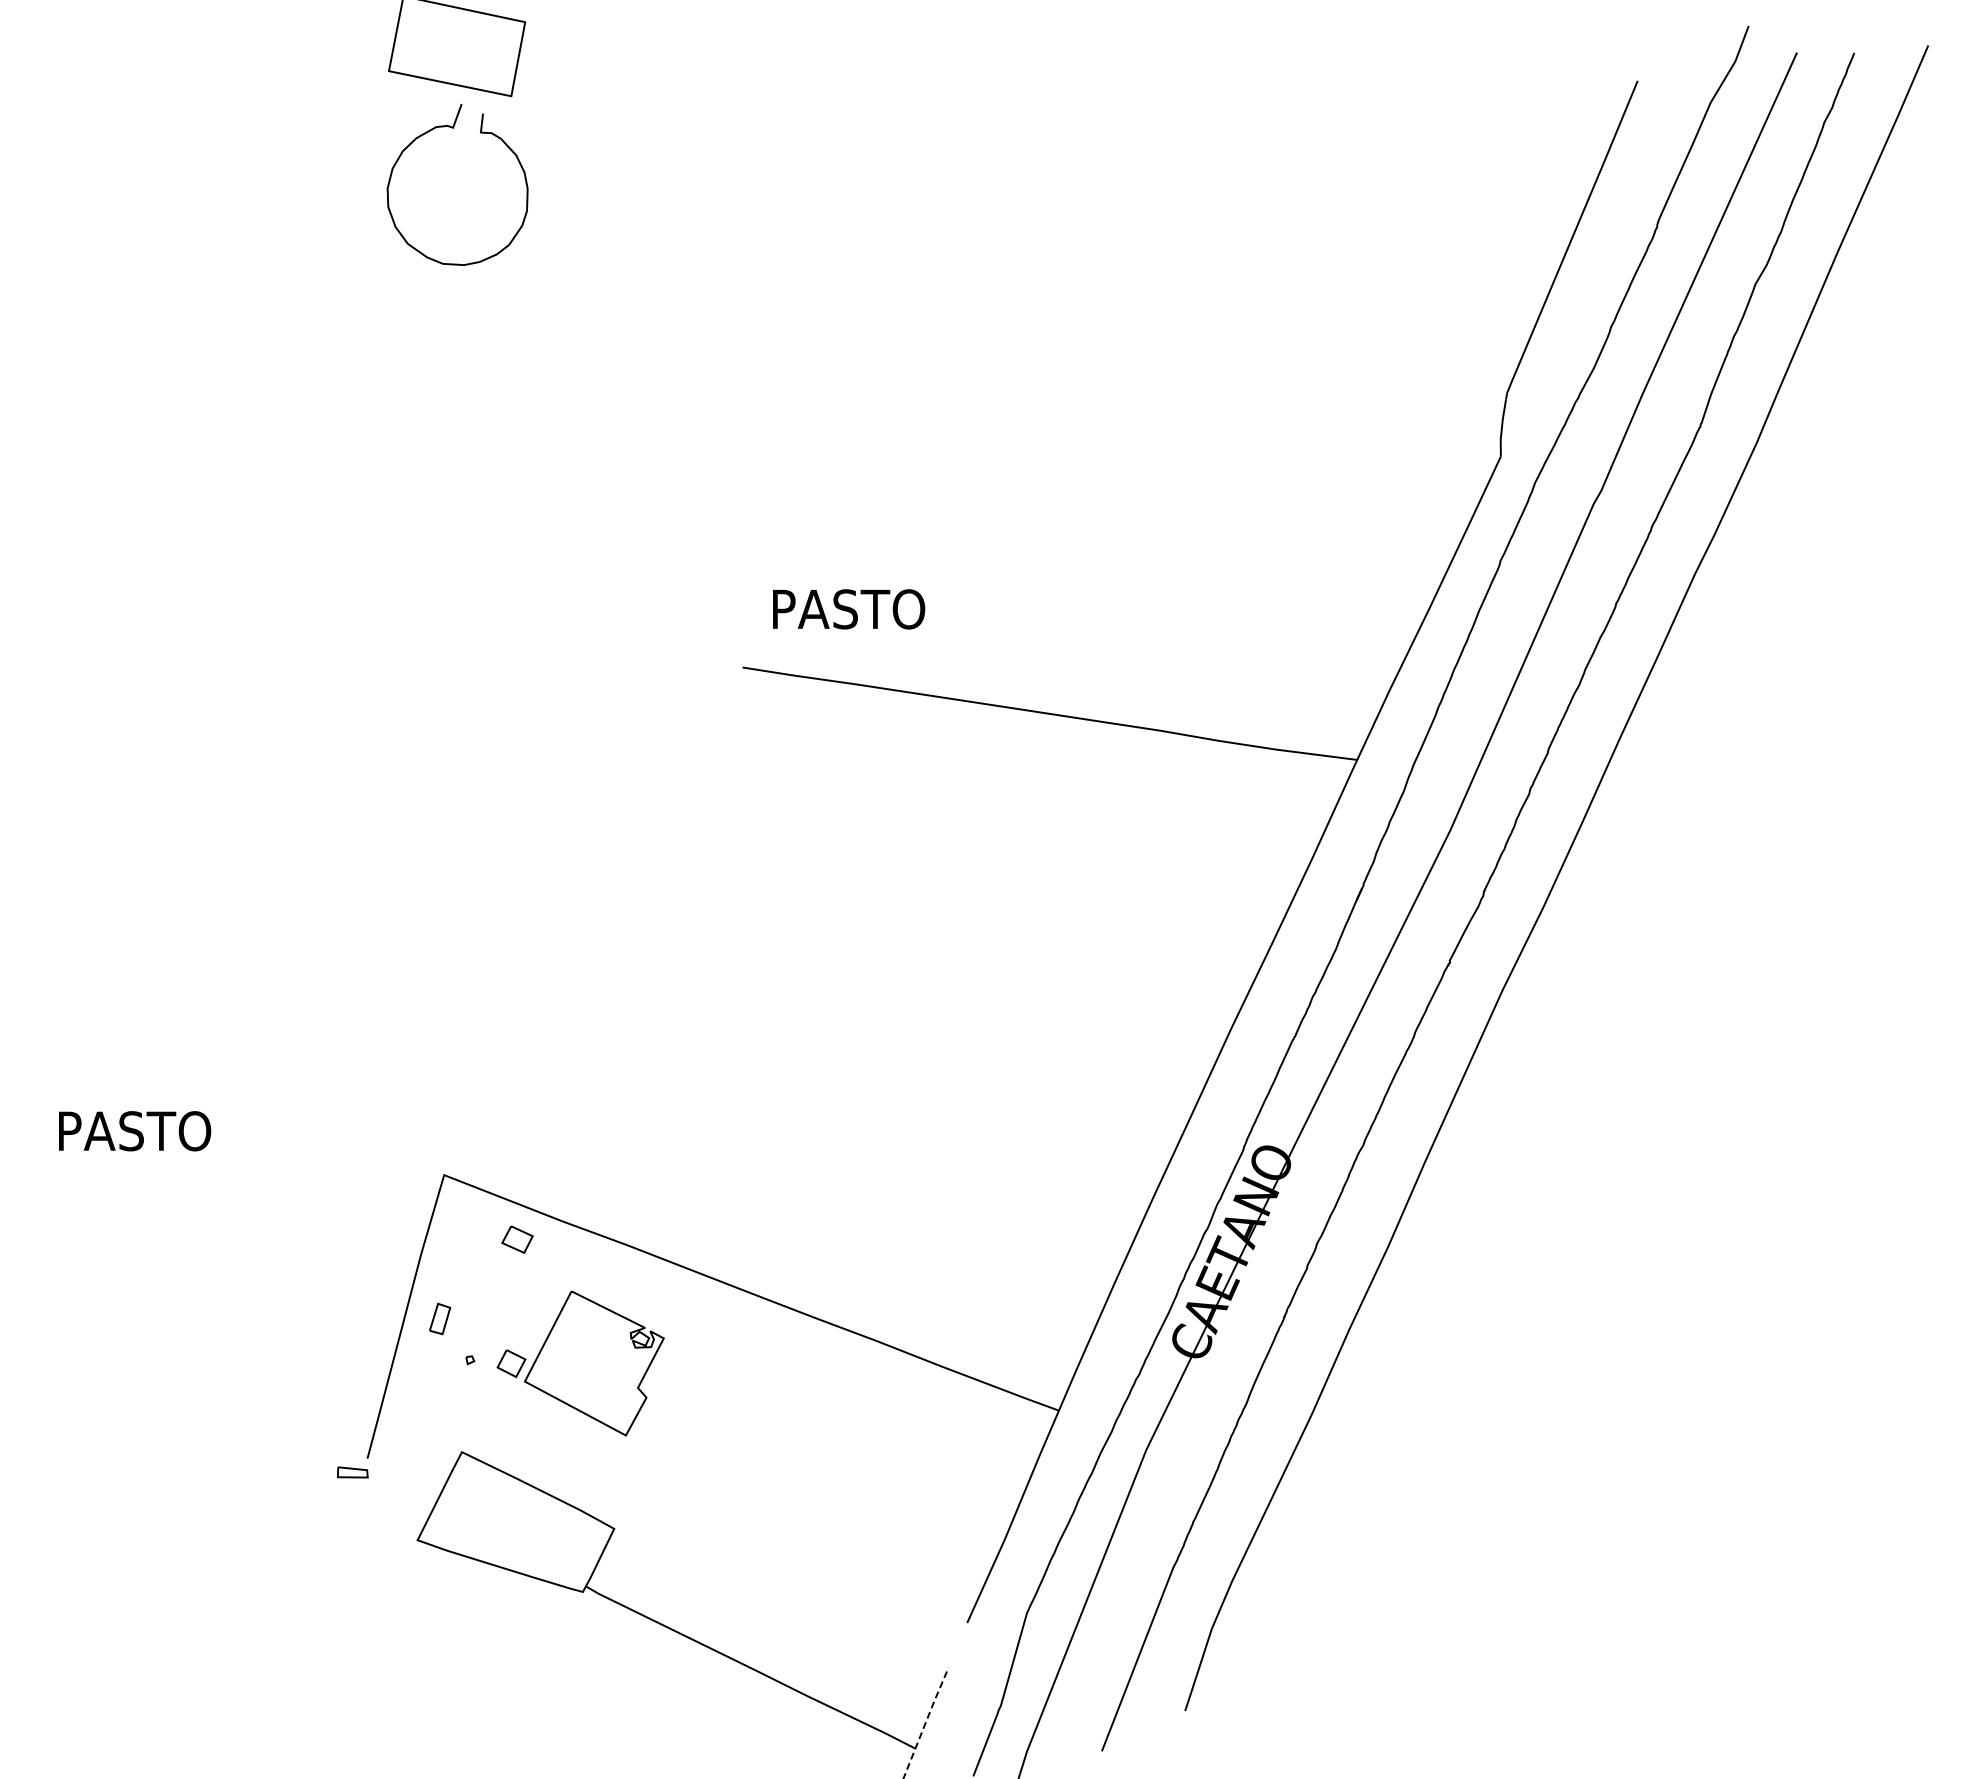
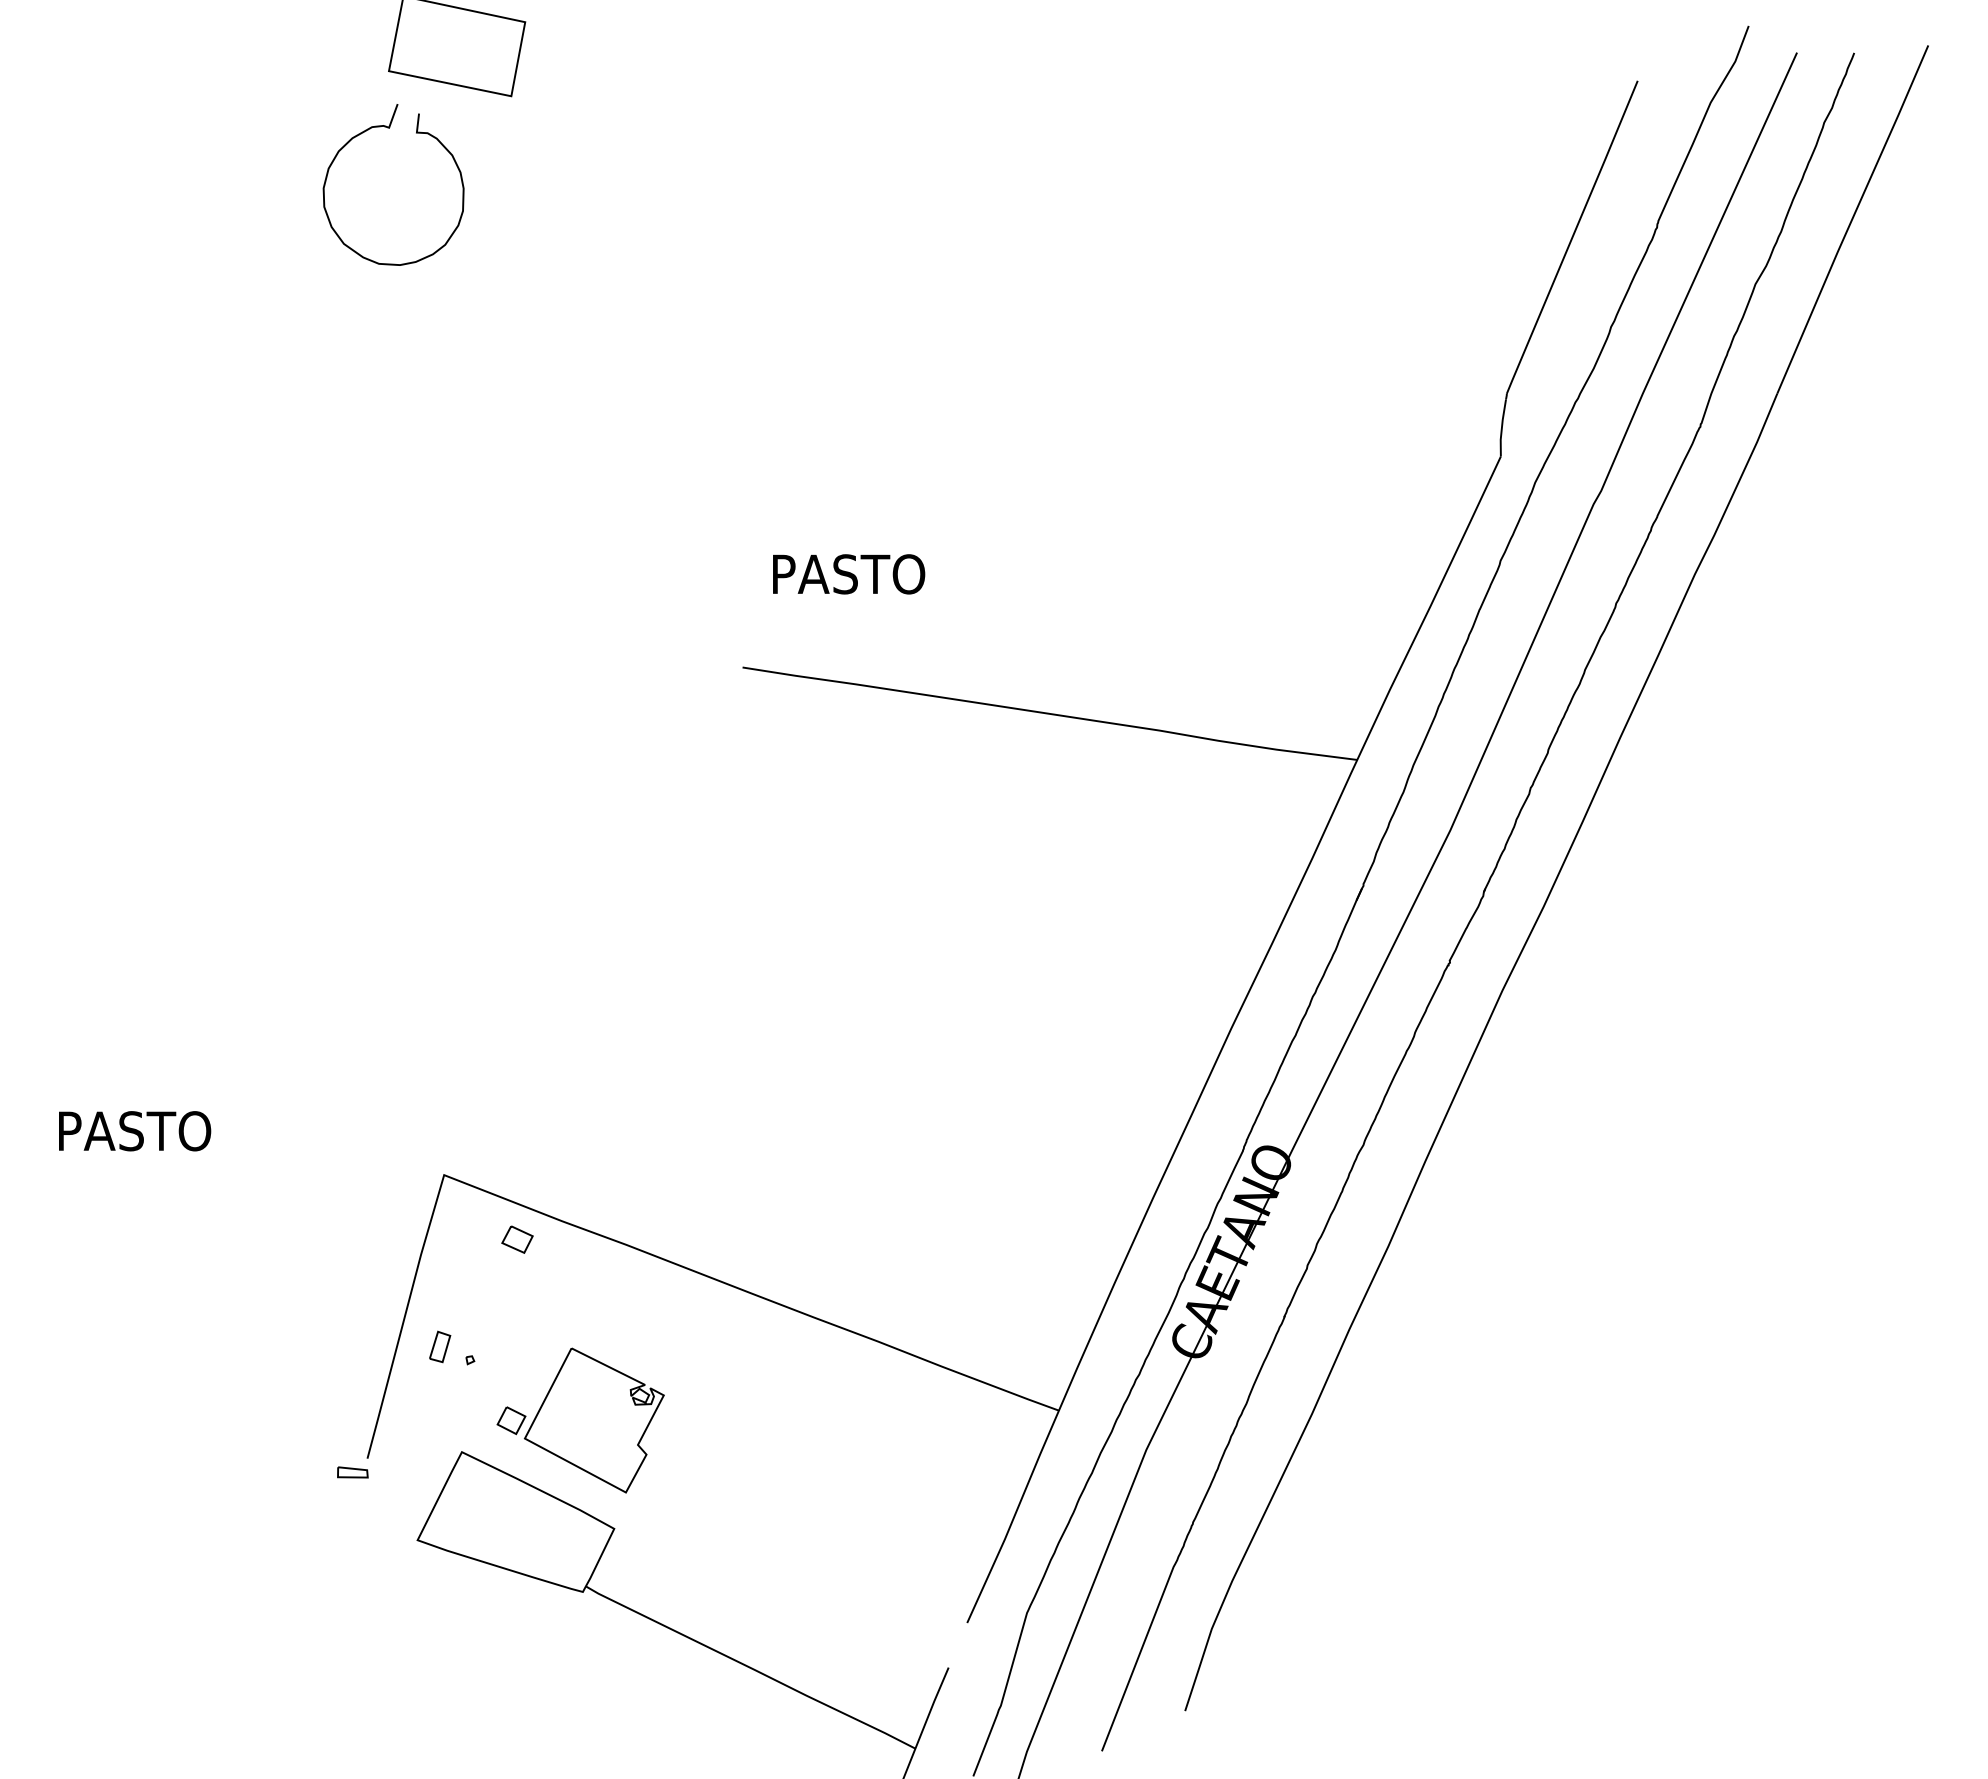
curve position: (480, 133) -> (416, 133) (416, 133)
text position: (849, 609) -> (849, 574) (849, 574)
part position: (440, 1318) -> (440, 1346) (440, 1346)
part position: (580, 1363) -> (580, 1420) (580, 1420)
line: dashed -> solid (925, 1722)
